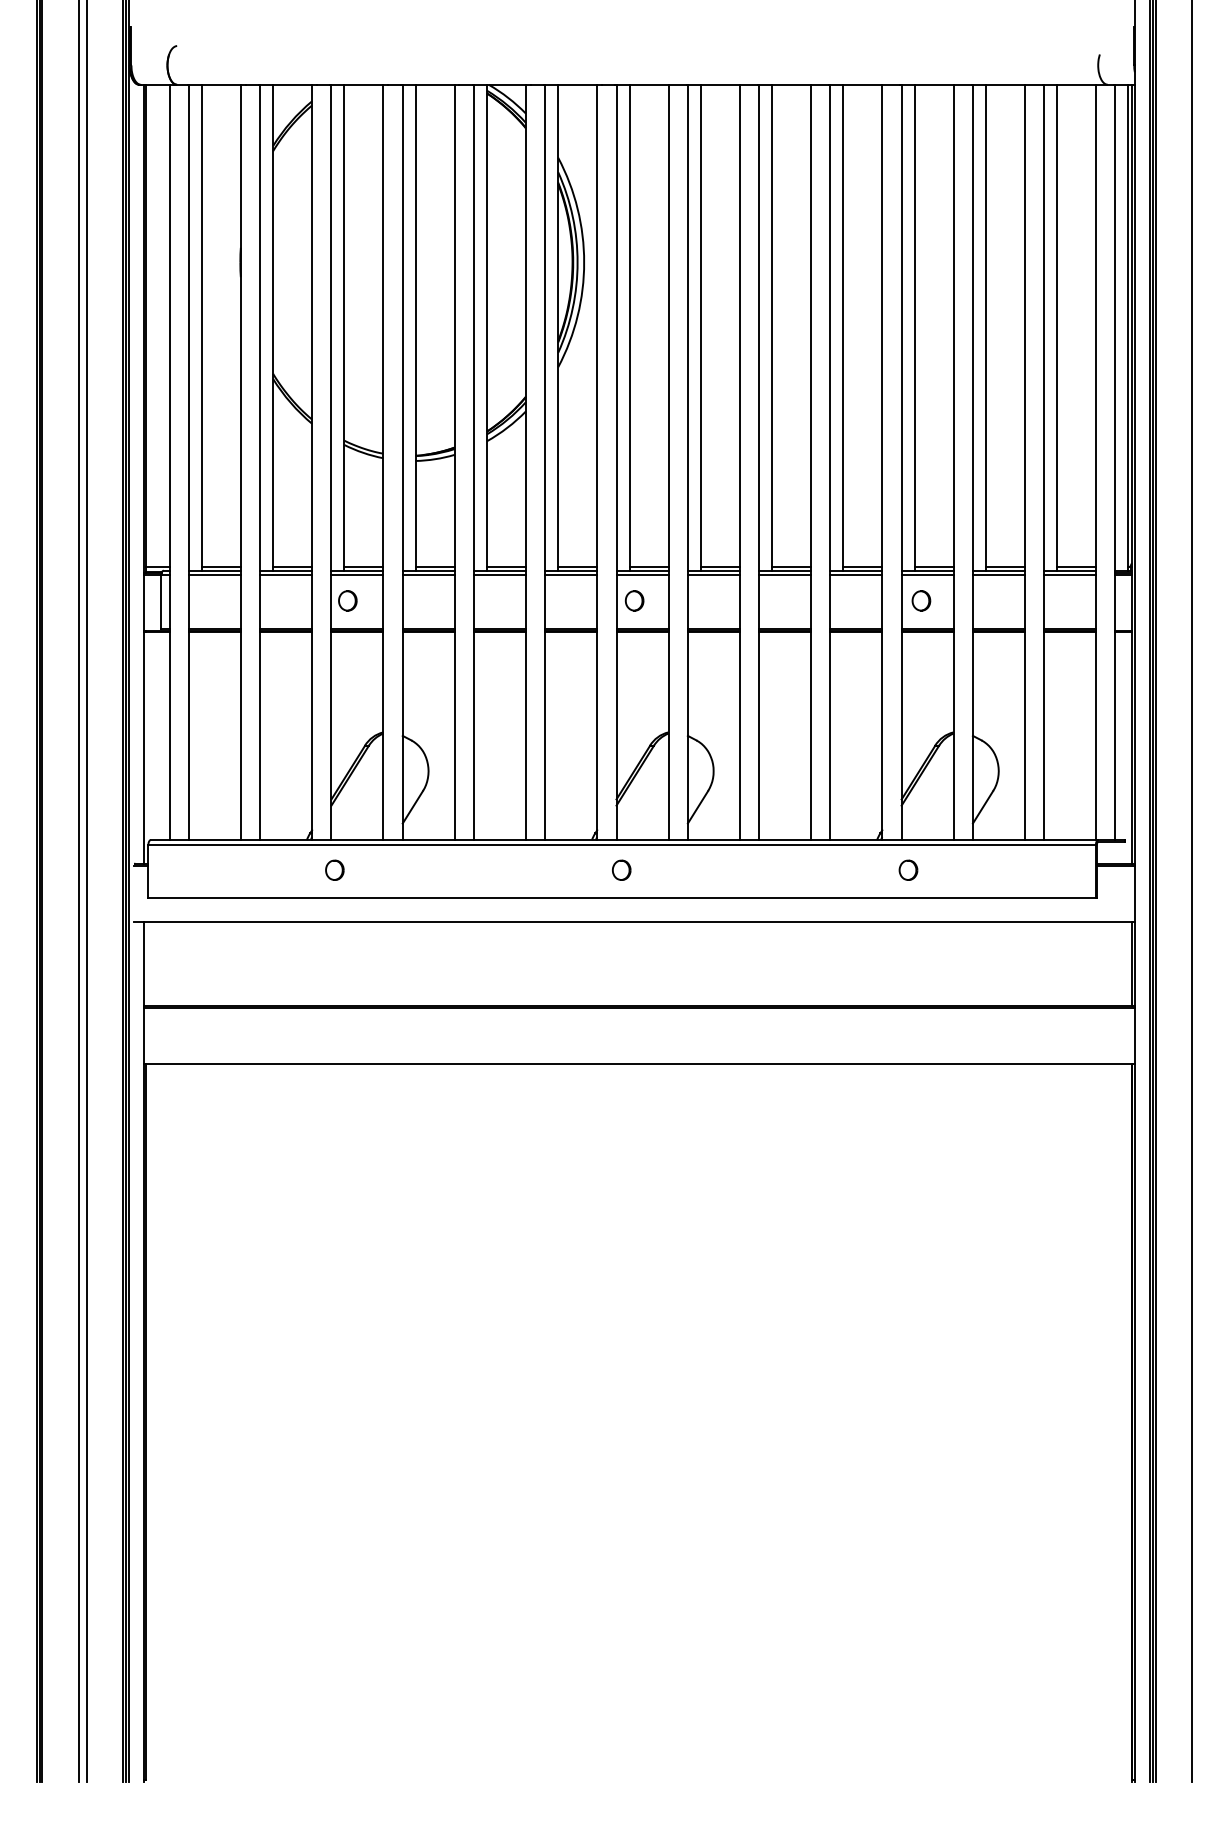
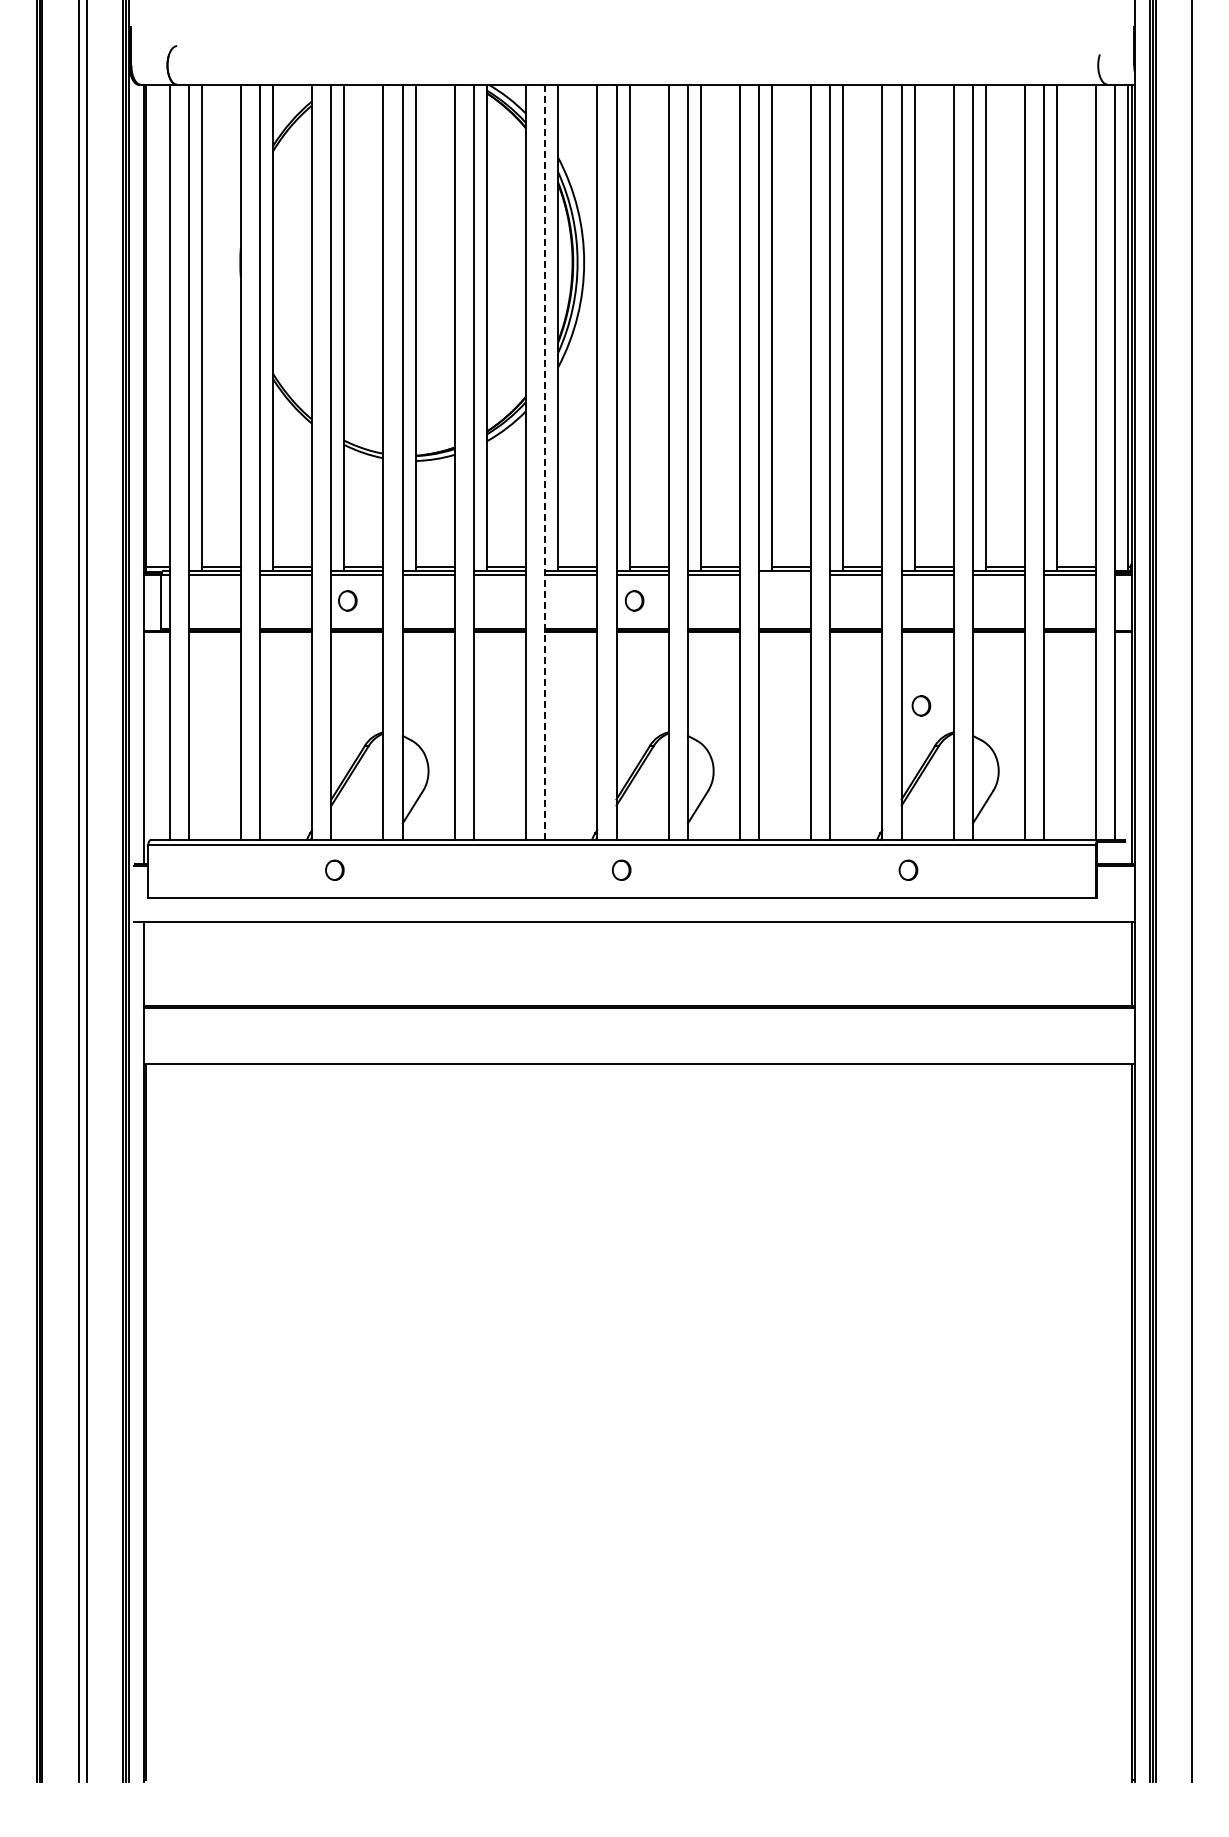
line: solid -> dashed (545, 462)
line: present -> none (785, 575)
part position: (921, 600) -> (921, 705) (921, 705)
